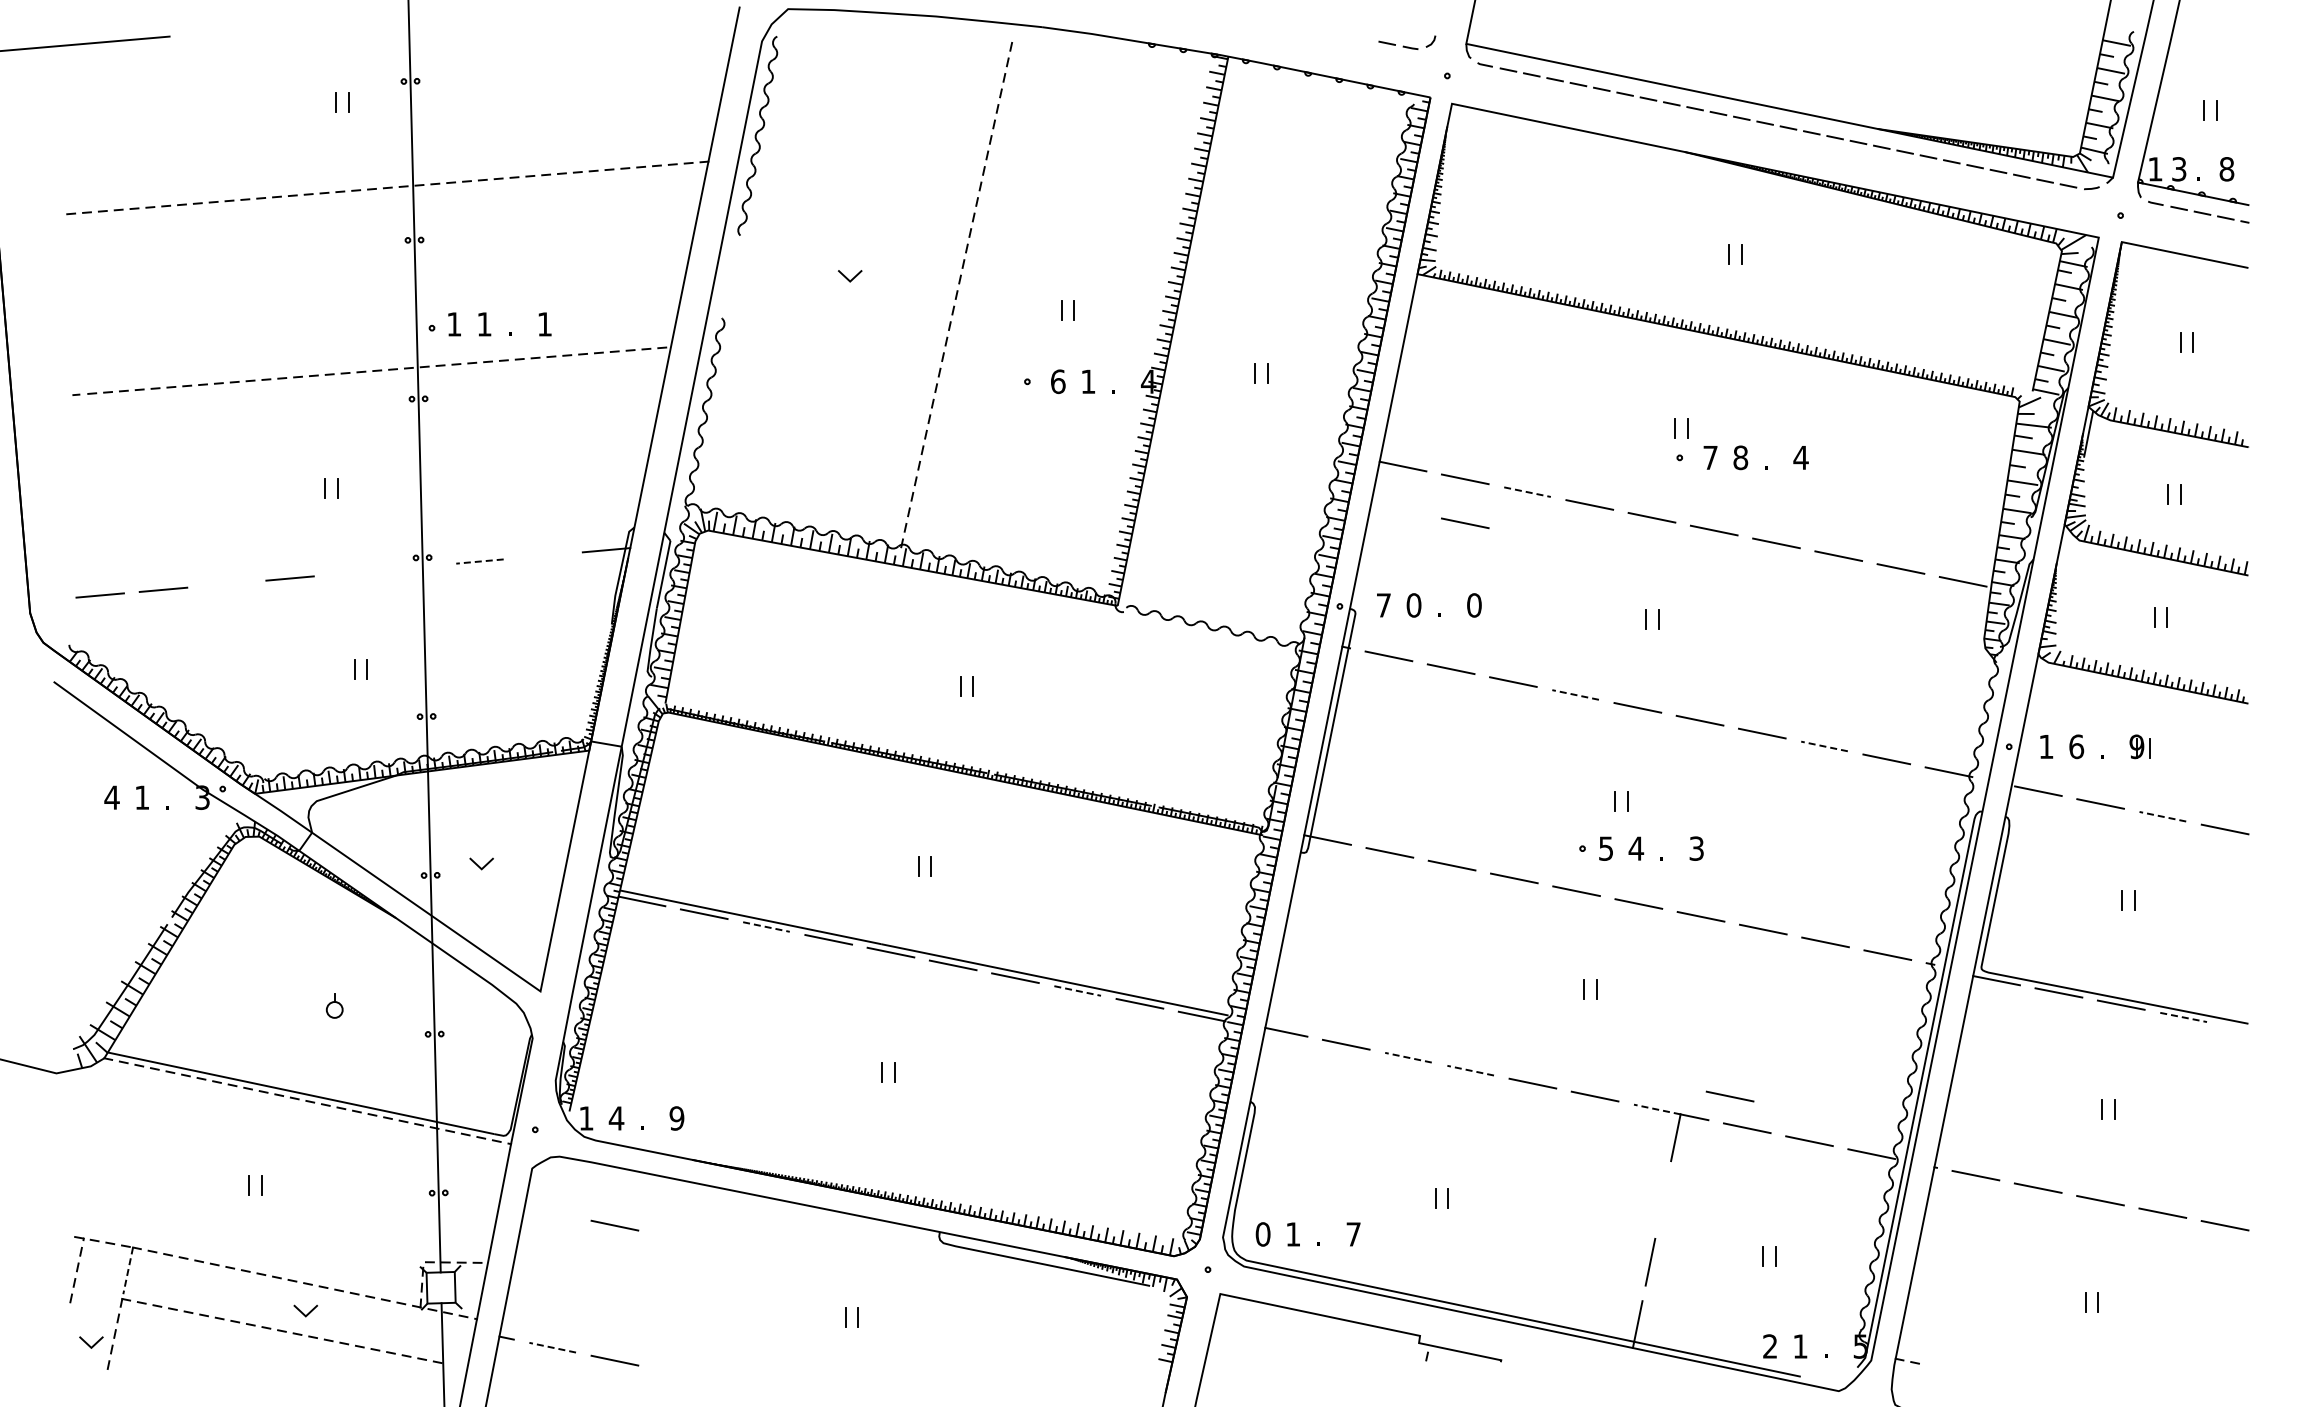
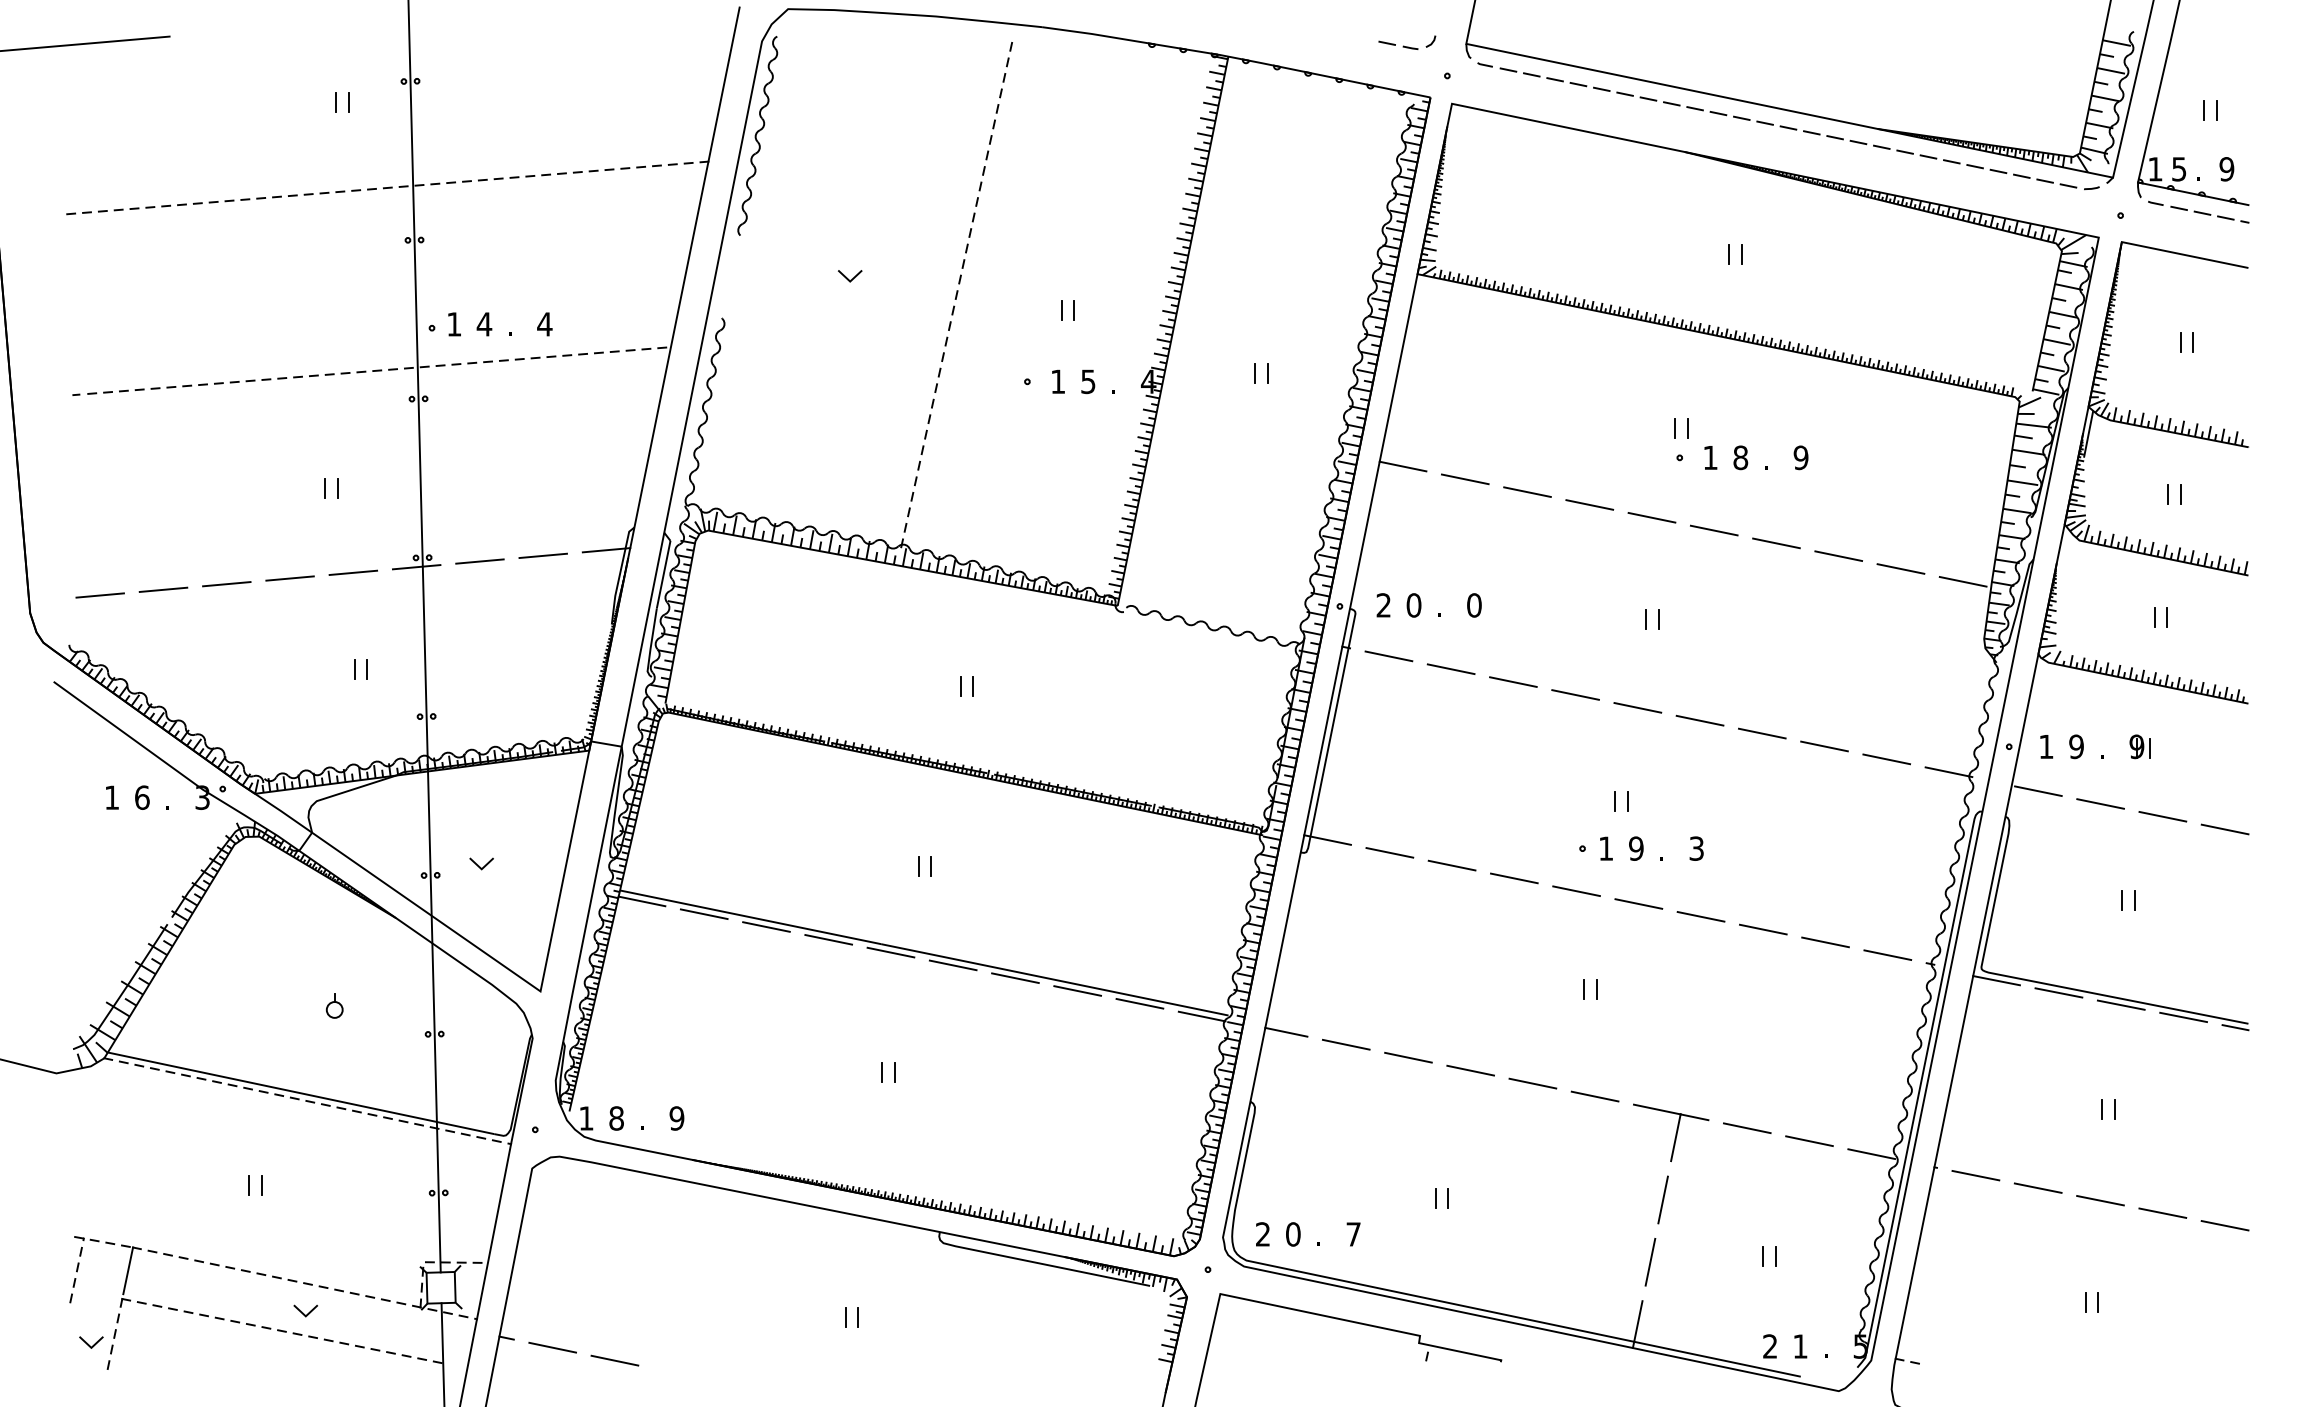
text: 3 -> 5 (2179, 168)
text: 8 -> 9 (2226, 169)
text: 1 -> 4 (484, 324)
text: 1 -> 4 (544, 324)
text: 6 -> 1 (1058, 381)
text: 1 -> 5 (1088, 381)
text: 7 -> 1 (1710, 457)
text: 4 -> 9 (1800, 457)
line: dashed -> solid (1527, 492)
line: present -> none (1465, 522)
line: none -> present (542, 555)
line: dashed -> solid (479, 561)
line: none -> present (416, 567)
line: none -> present (353, 572)
line: none -> present (226, 584)
text: 7 -> 2 (1383, 605)
line: dashed -> solid (1575, 694)
line: dashed -> solid (1824, 746)
text: 6 -> 9 (2076, 746)
text: 4 -> 1 (111, 797)
text: 1 -> 6 (142, 797)
line: dashed -> solid (2162, 816)
text: 5 -> 1 (1605, 848)
text: 4 -> 9 (1636, 848)
line: dashed -> solid (766, 927)
line: dashed -> solid (1077, 990)
line: dashed -> solid (2183, 1017)
line: none -> present (2235, 1027)
line: dashed -> solid (1408, 1057)
line: dashed -> solid (1470, 1070)
line: present -> none (1729, 1096)
line: dashed -> solid (1657, 1109)
text: 4 -> 8 (616, 1118)
line: none -> present (1662, 1199)
line: present -> none (614, 1225)
text: 0 -> 2 (1262, 1234)
text: 1 -> 0 (1293, 1234)
line: dashed -> solid (128, 1270)
line: dashed -> solid (552, 1347)
